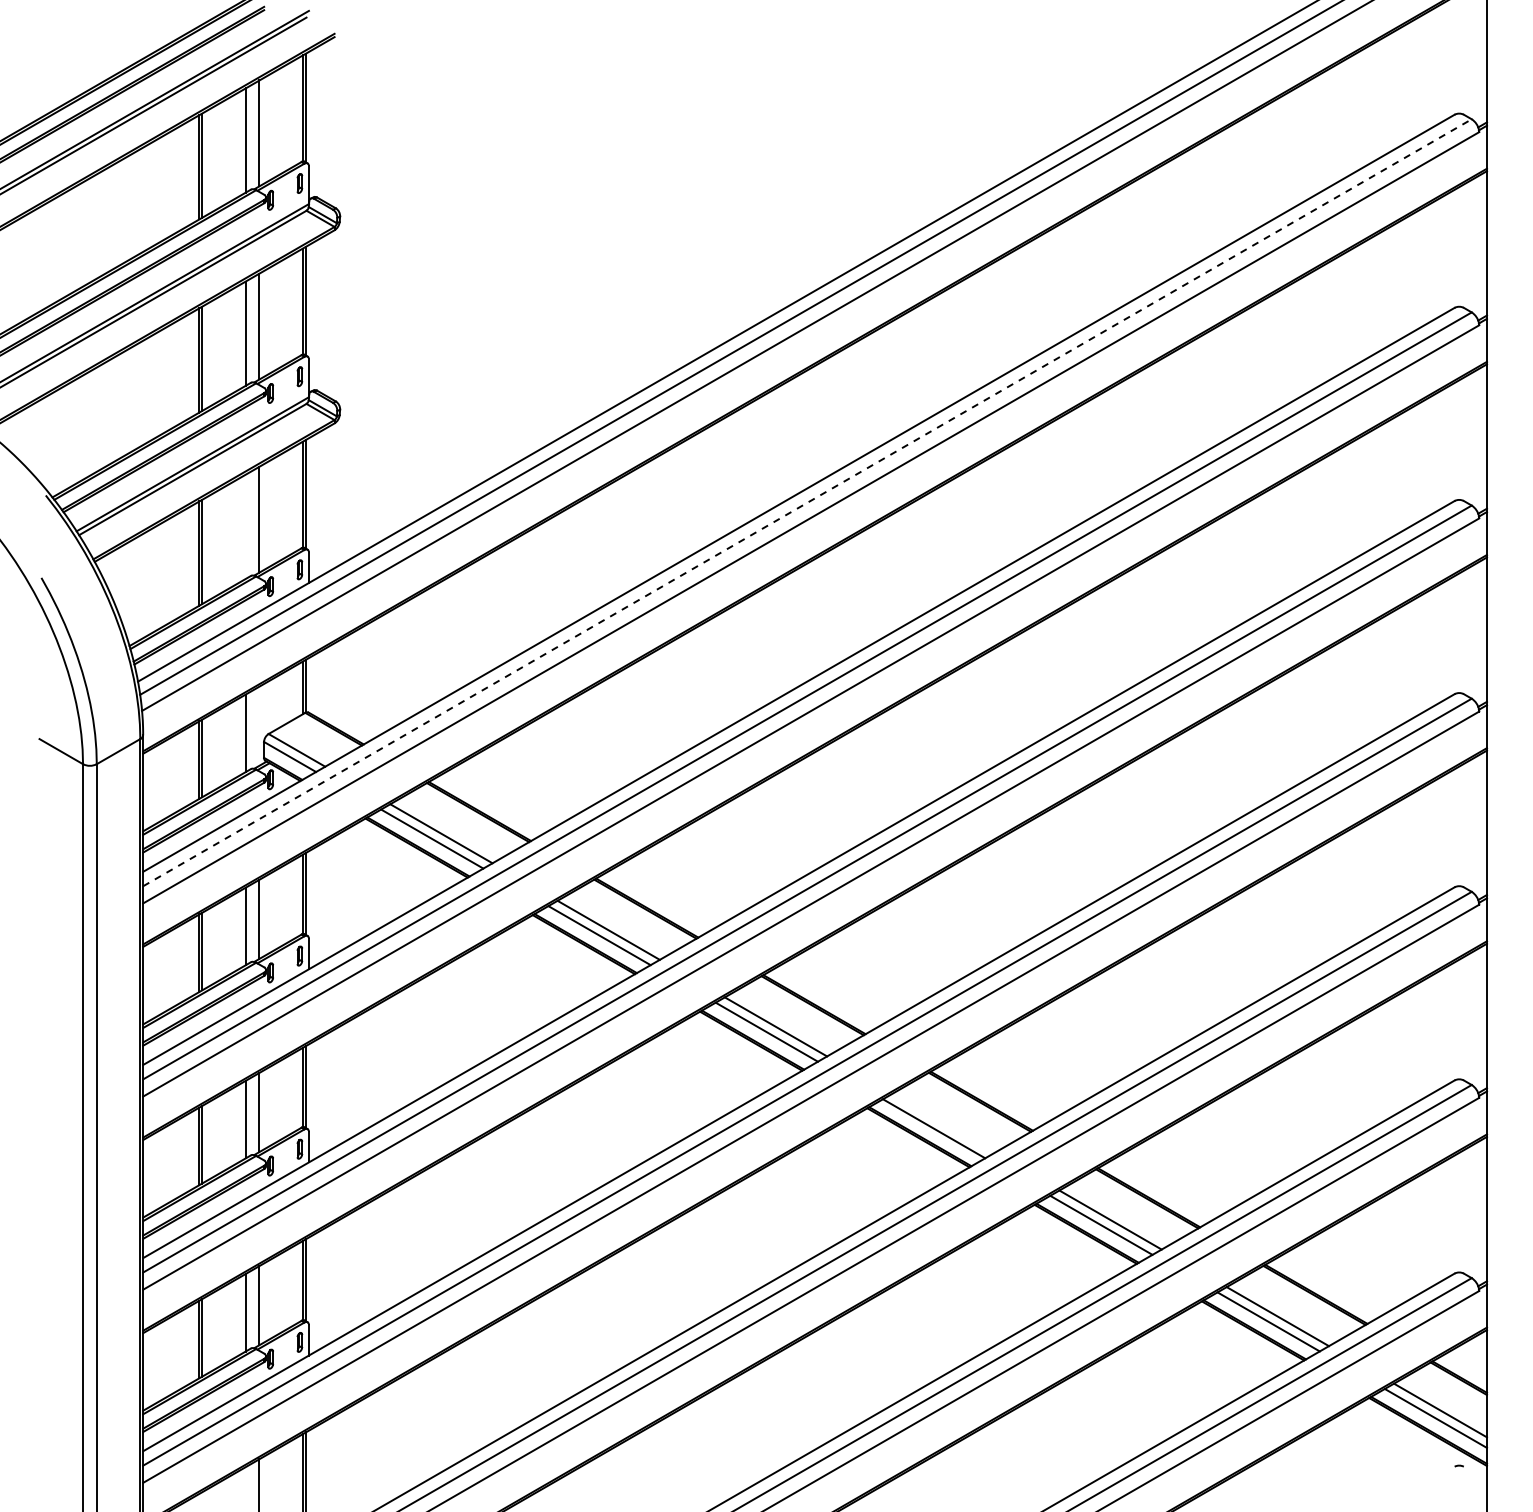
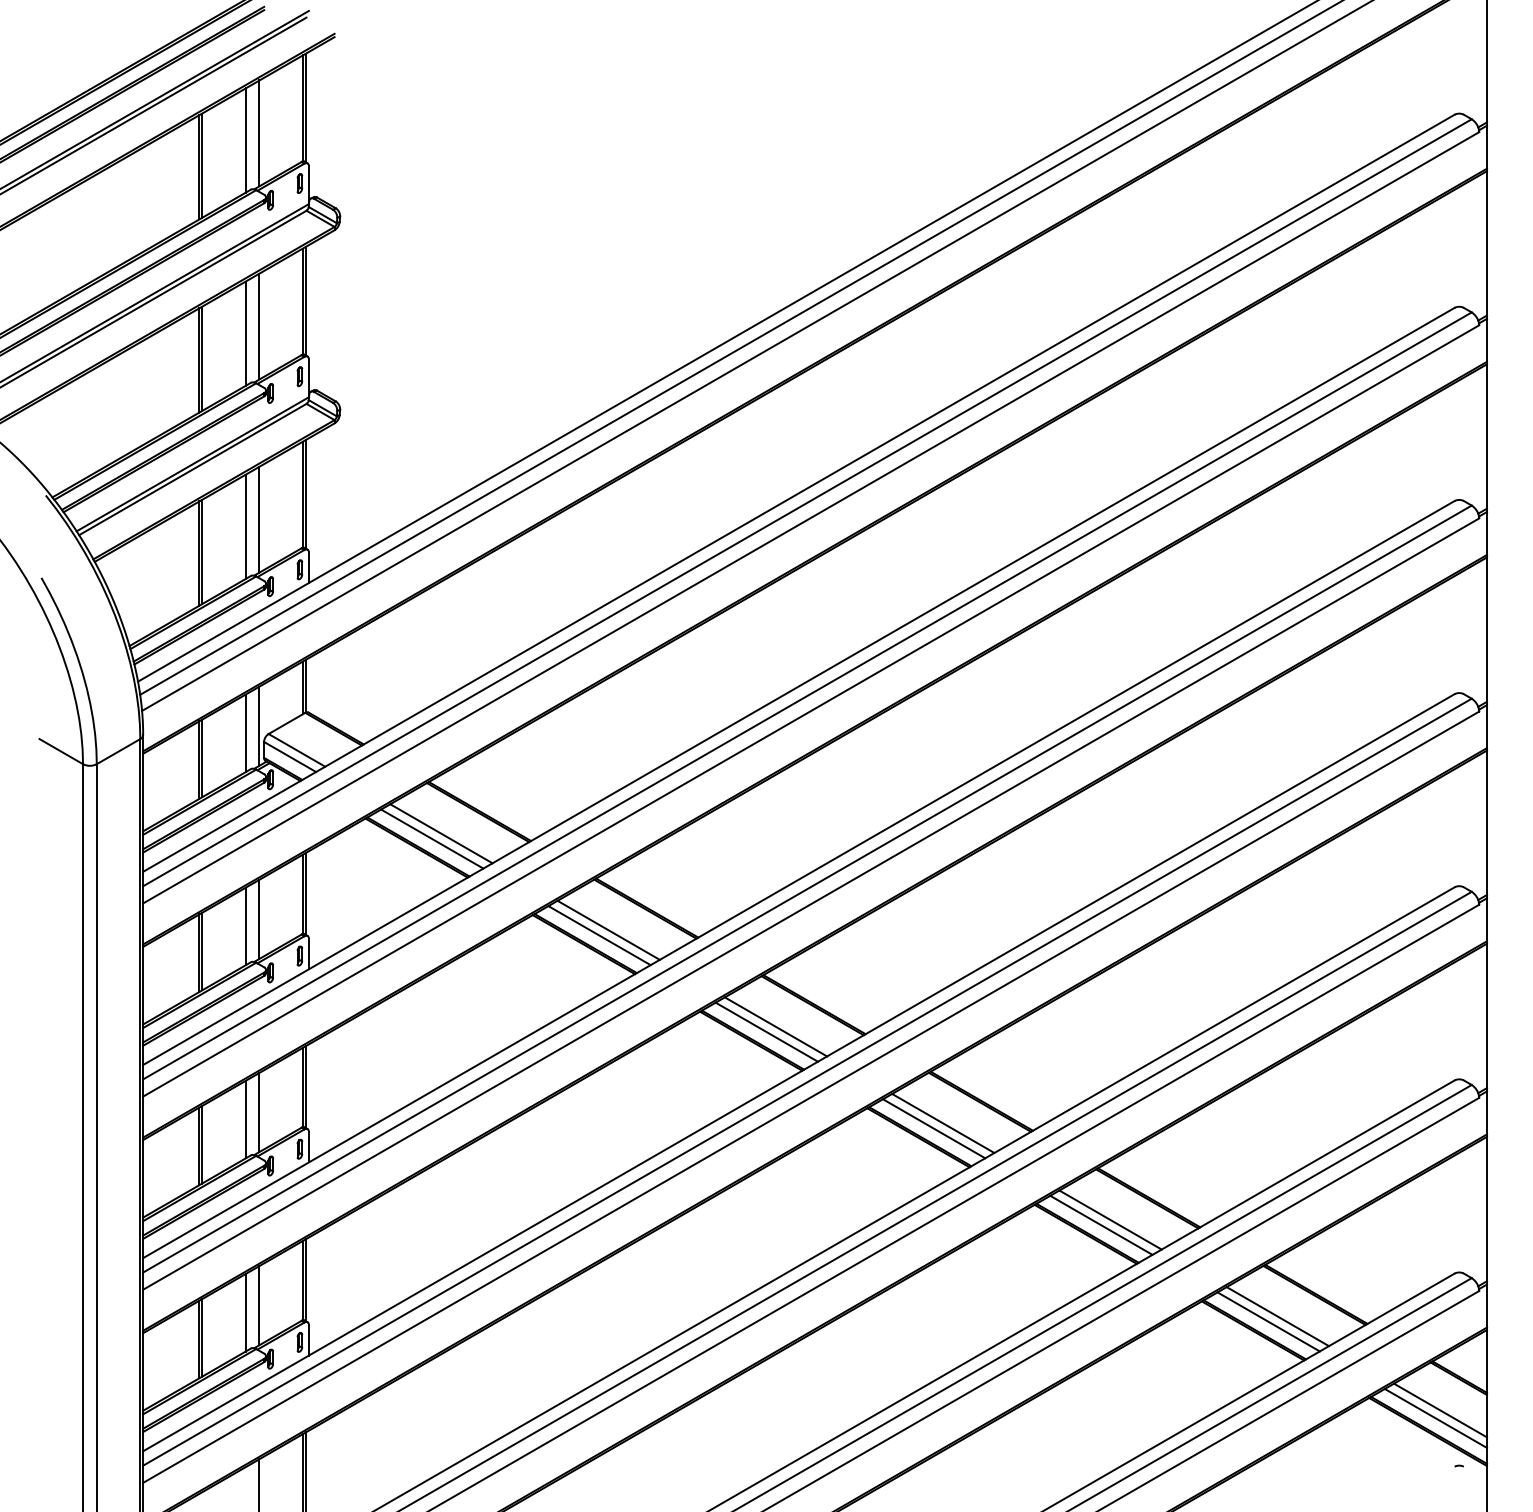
line: dashed -> solid (807, 502)
line: none -> present (245, 526)
line: none -> present (259, 725)
line: none -> present (943, 1123)
